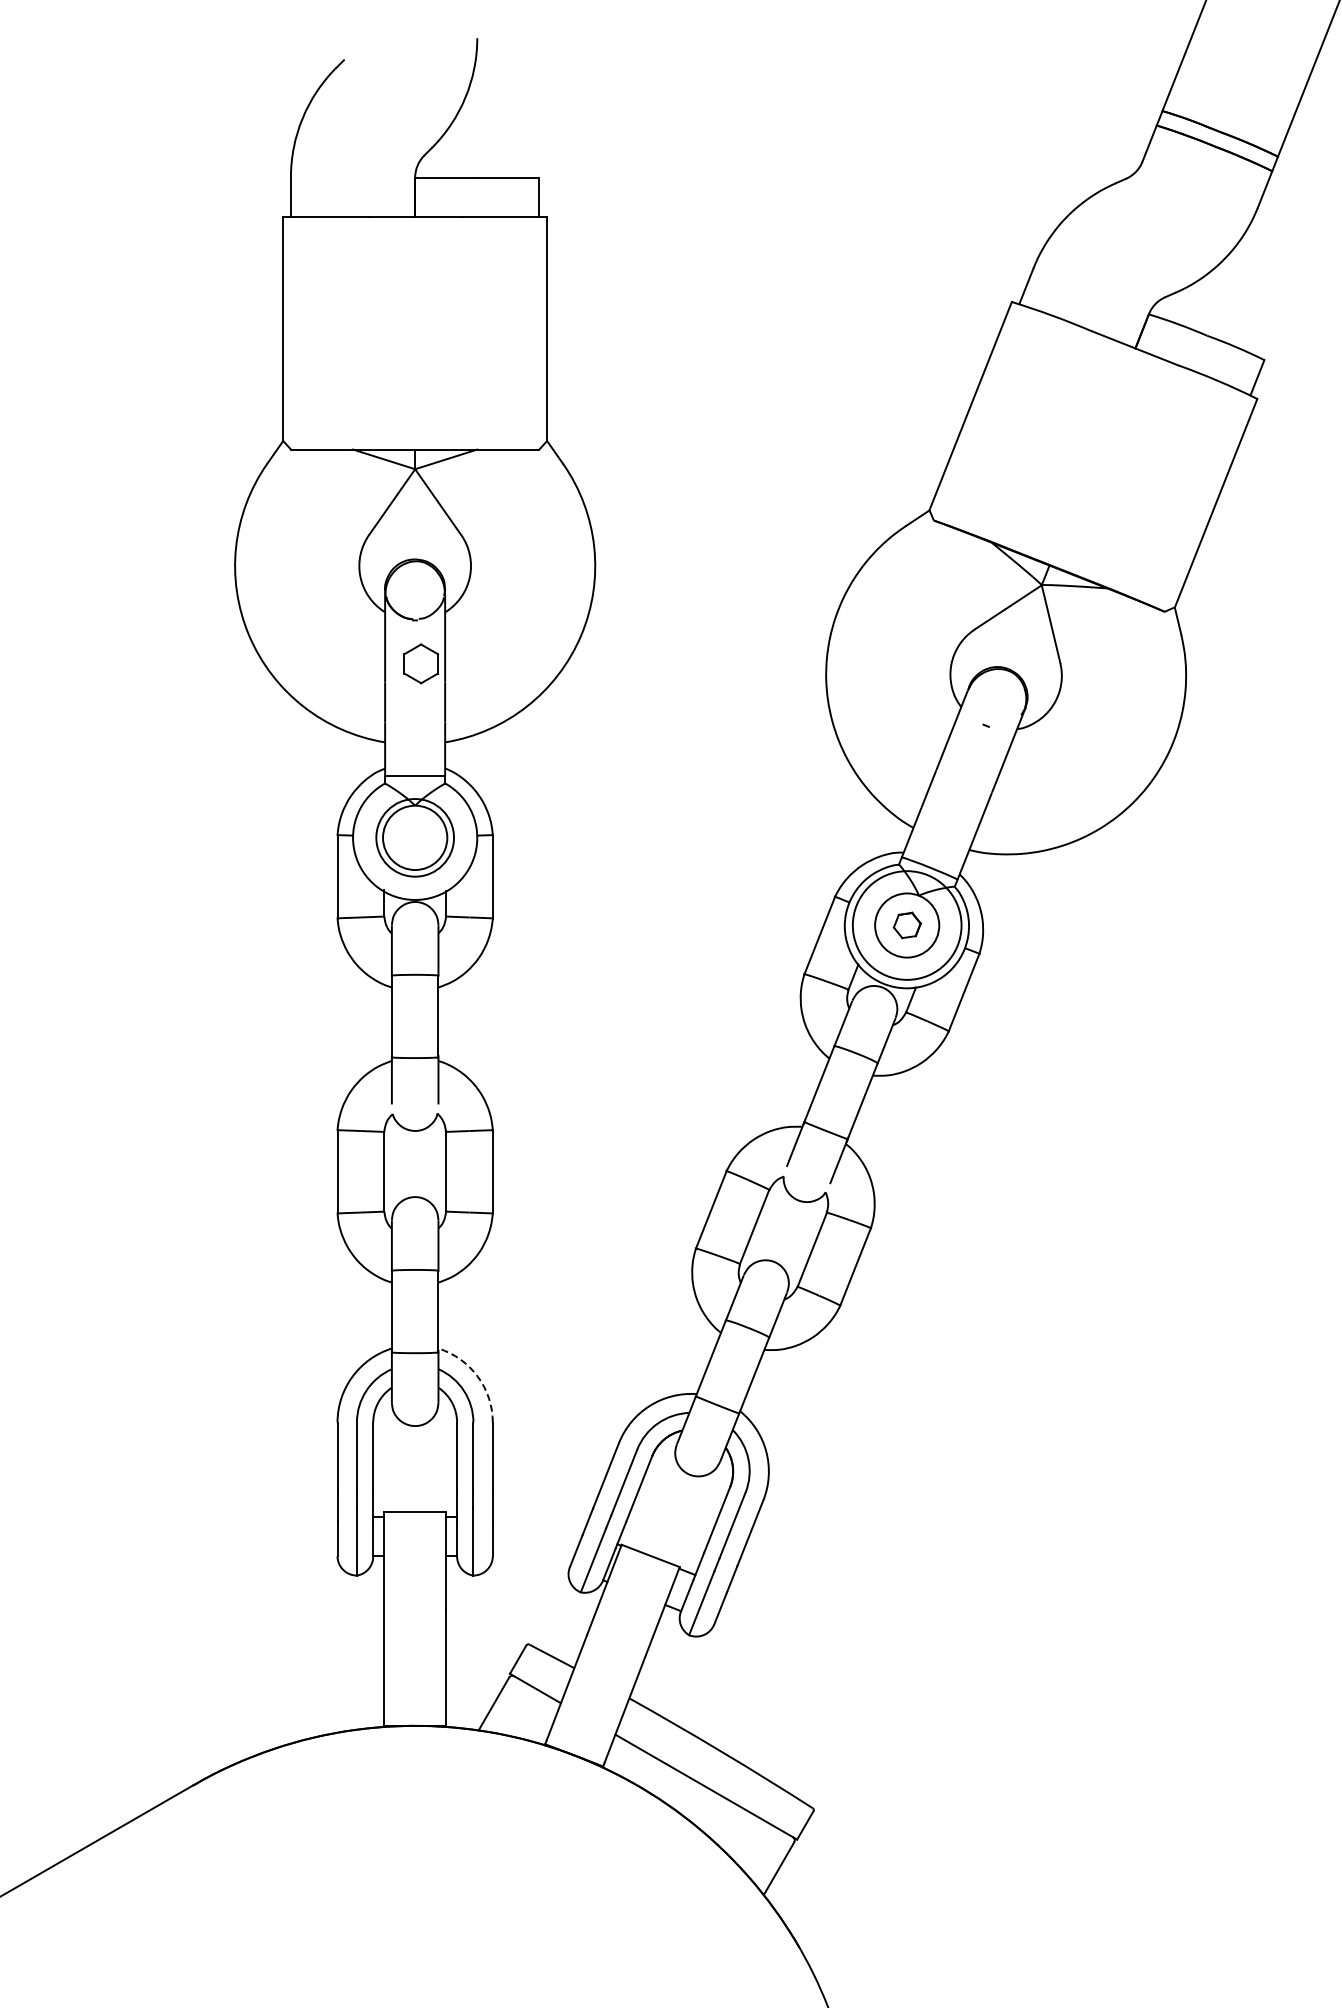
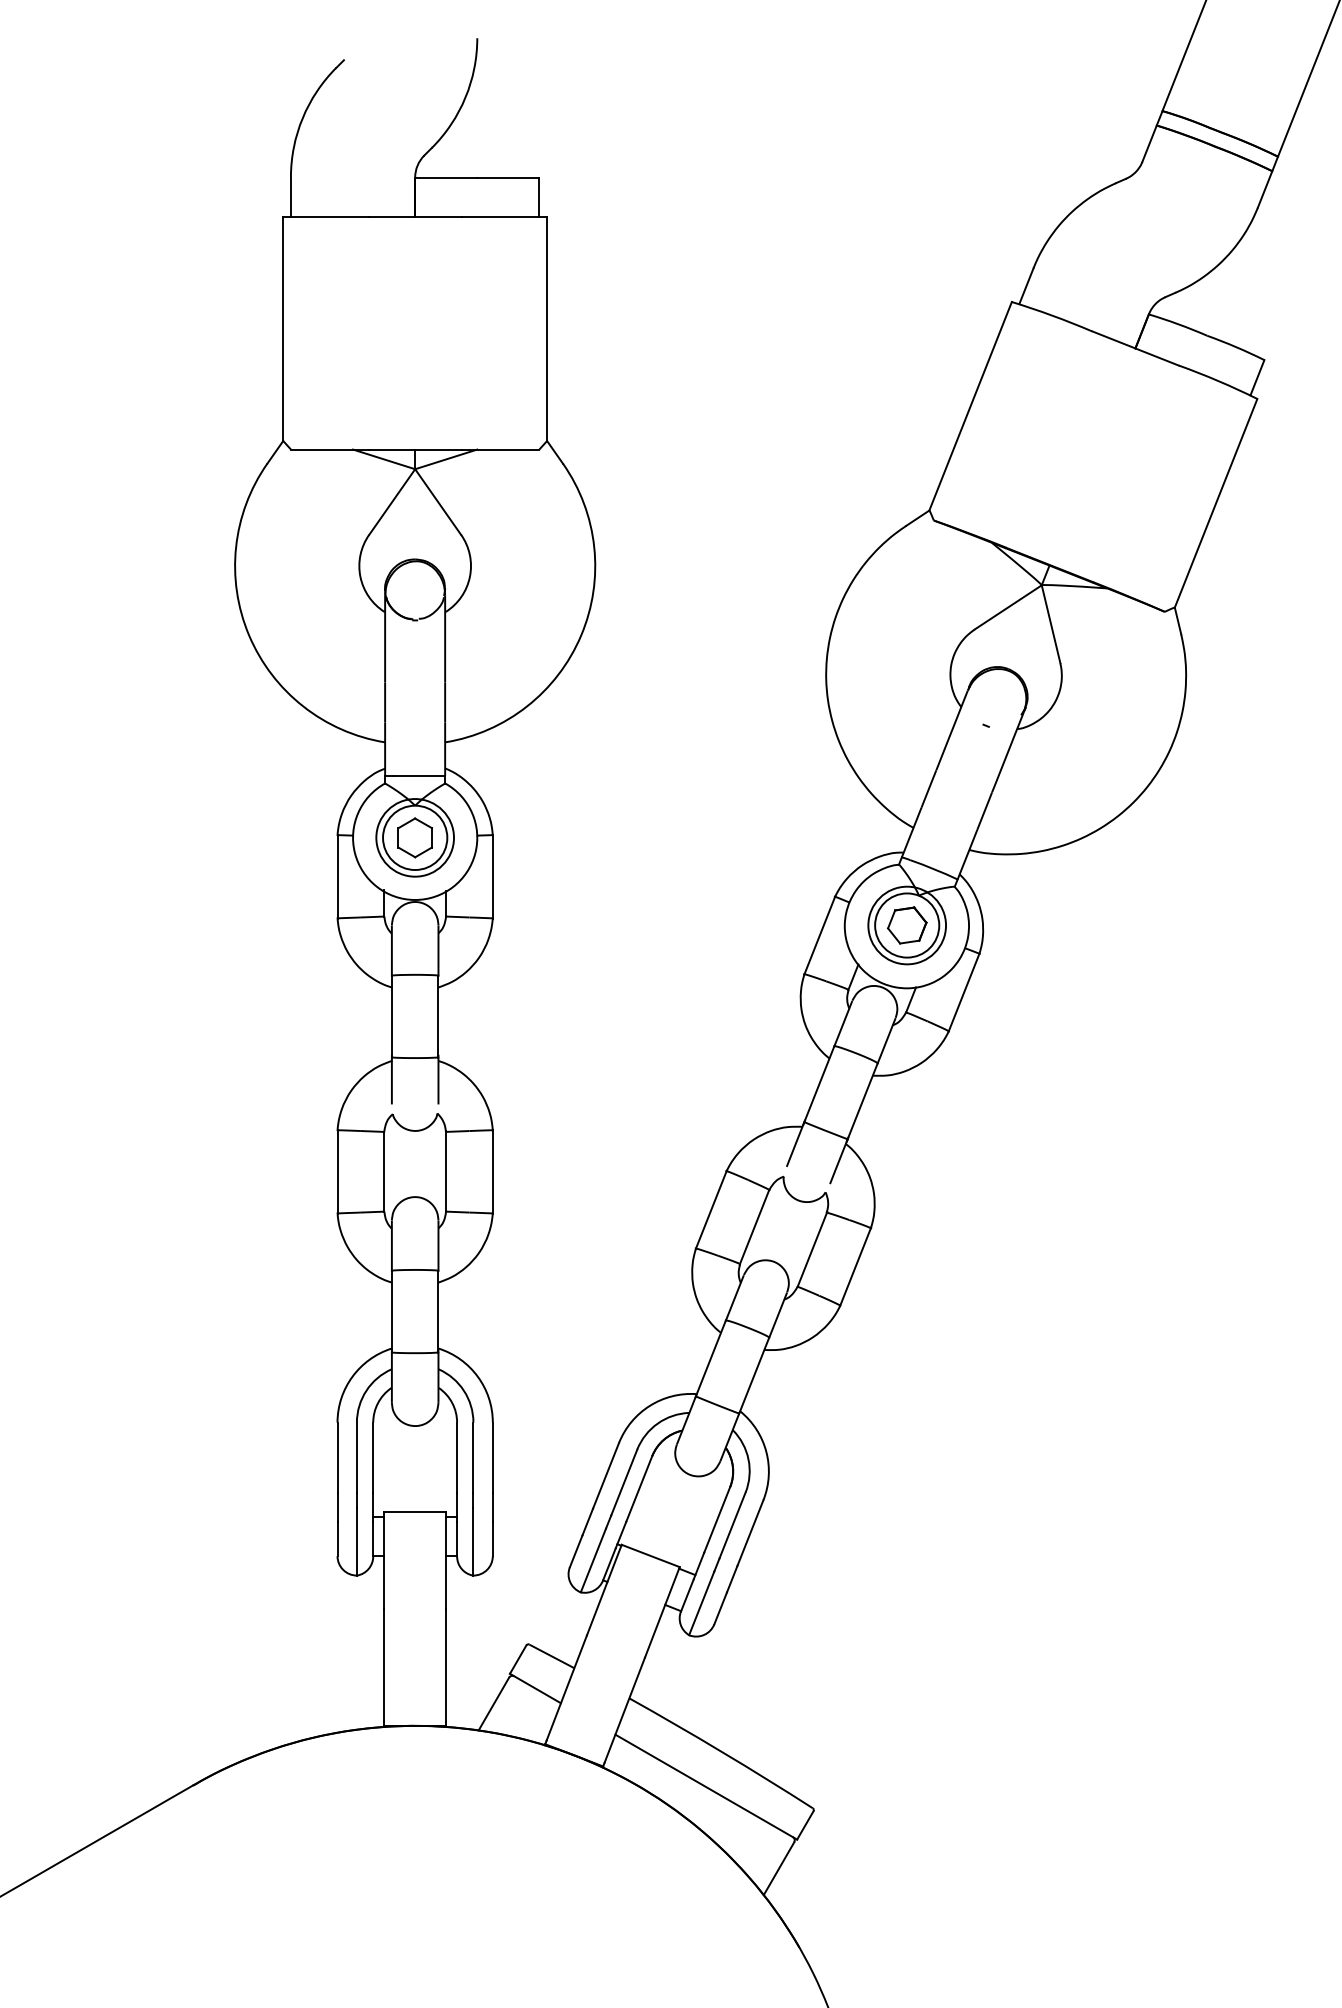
part position: (420, 663) -> (414, 837) (414, 837)
circle diameter: 109 px -> 78 px (907, 925)
part size: 30x29 px -> 41x39 px (907, 925)
arc: dashed -> solid (477, 1376)
